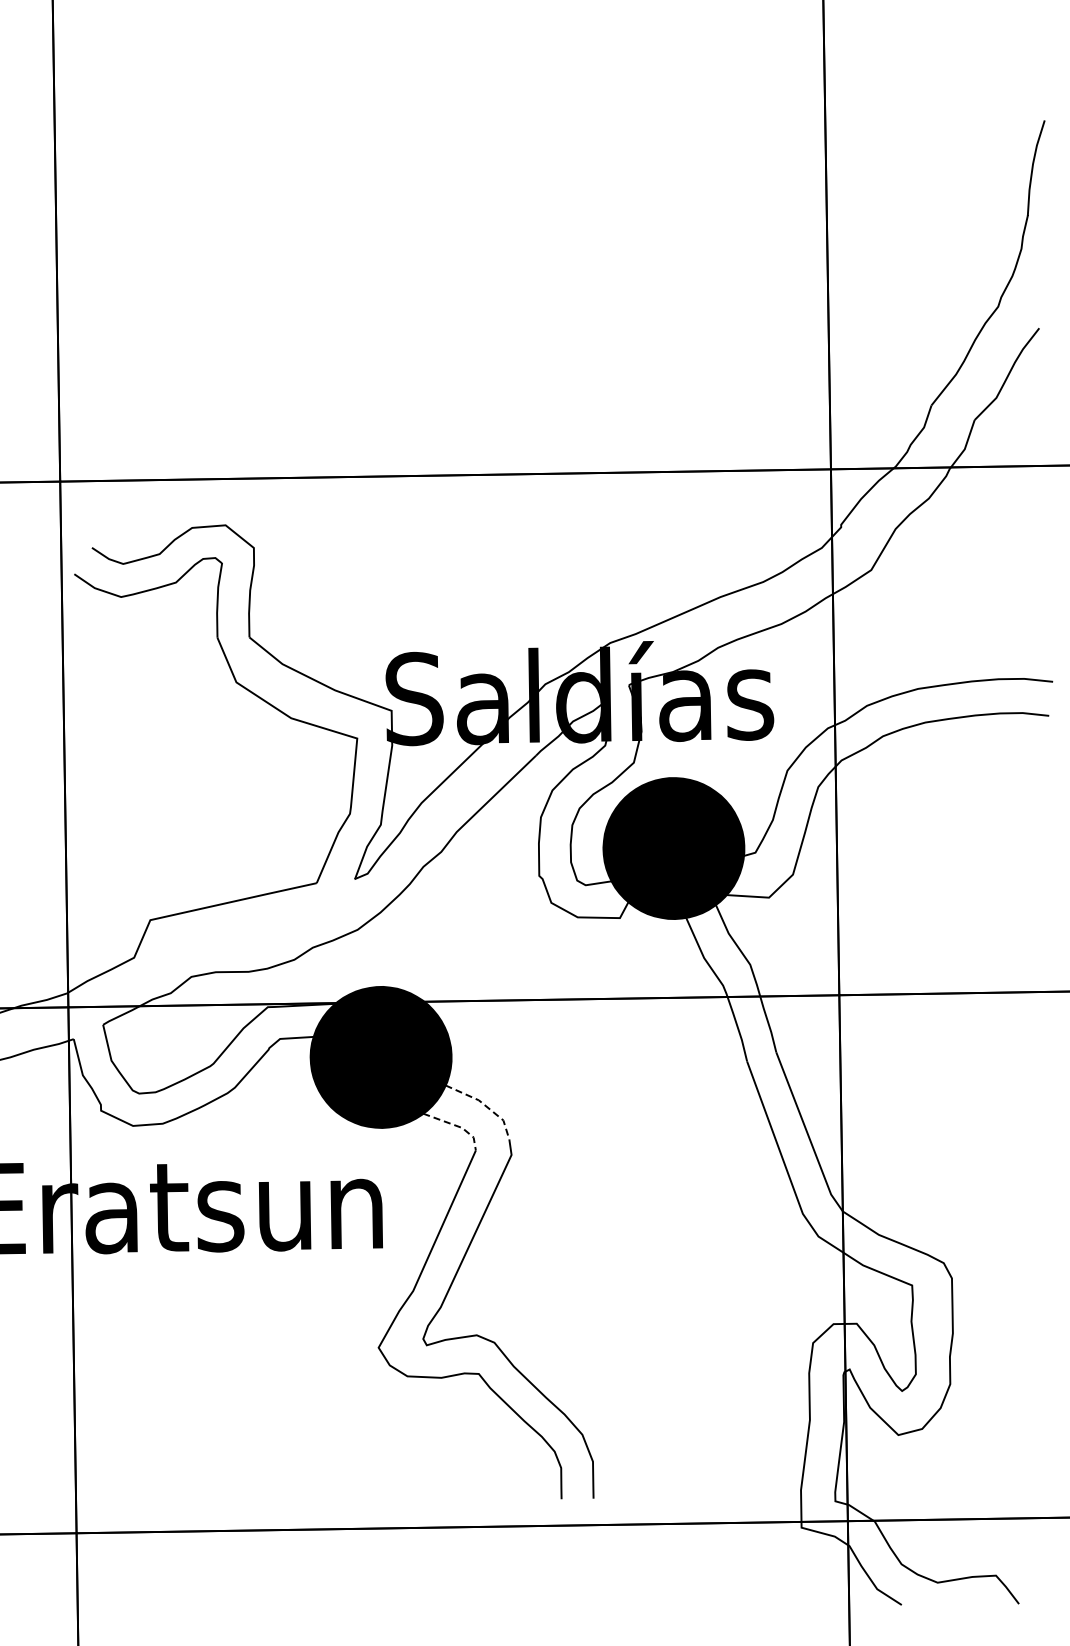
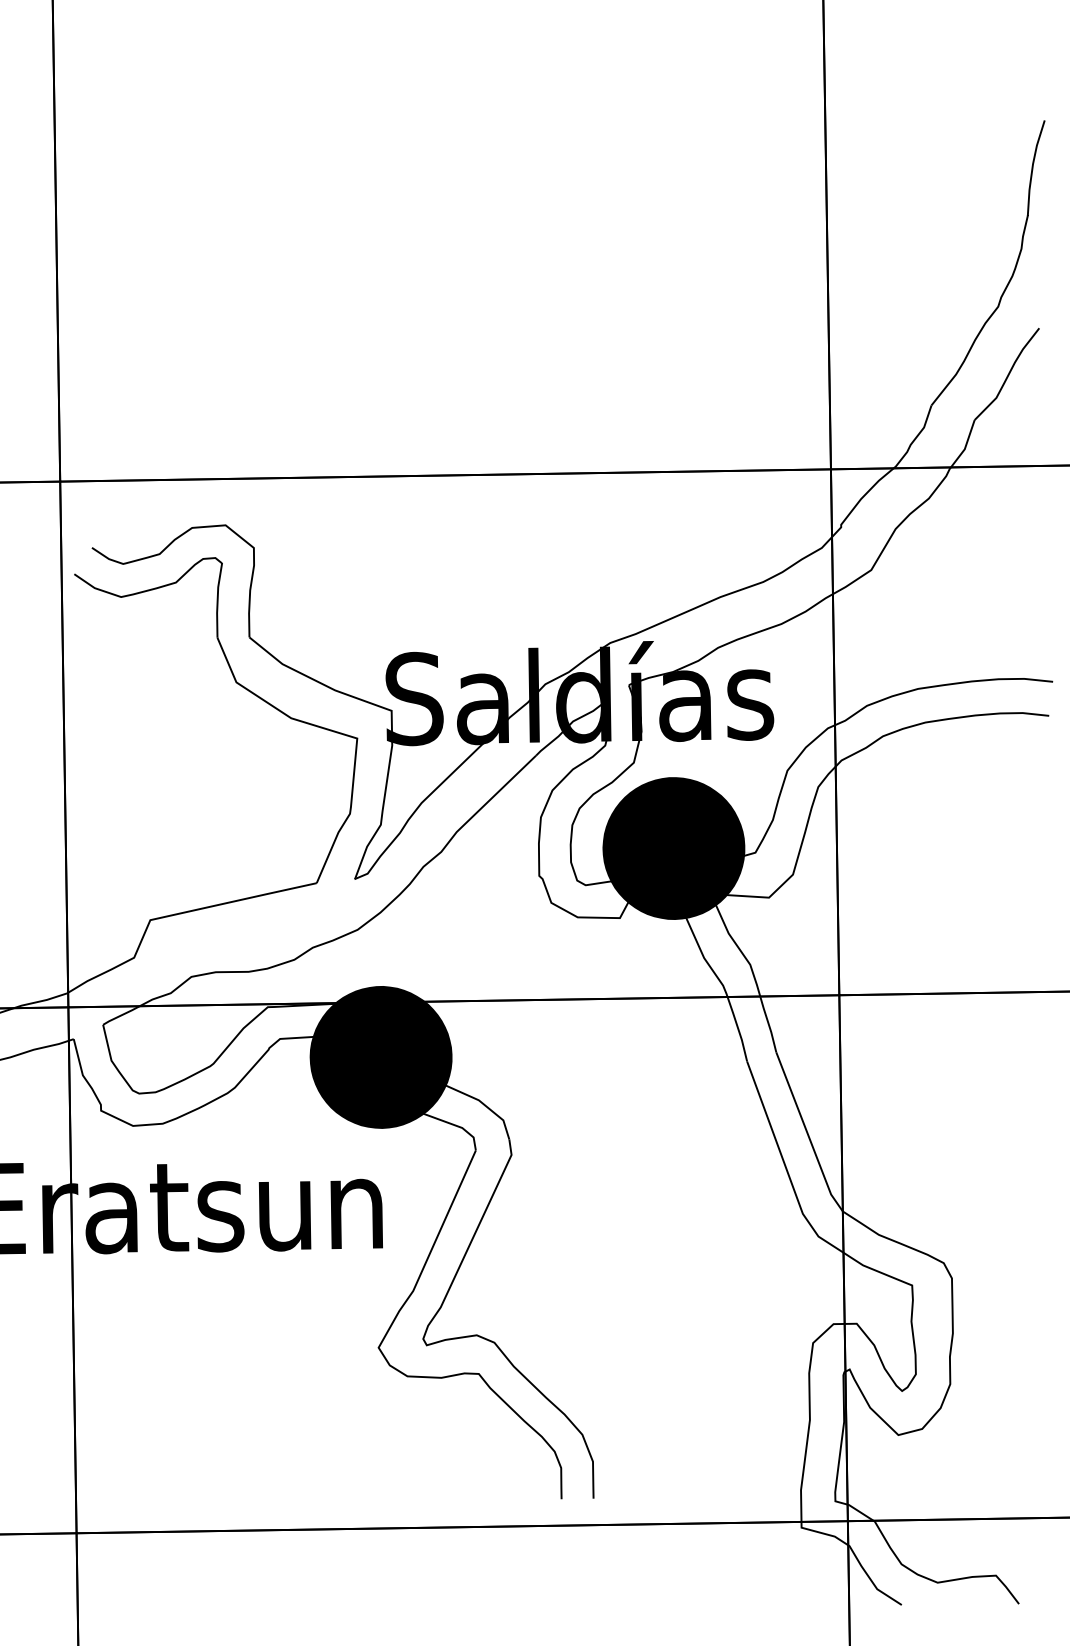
line: dashed -> solid (485, 1105)
line: dashed -> solid (457, 1126)
